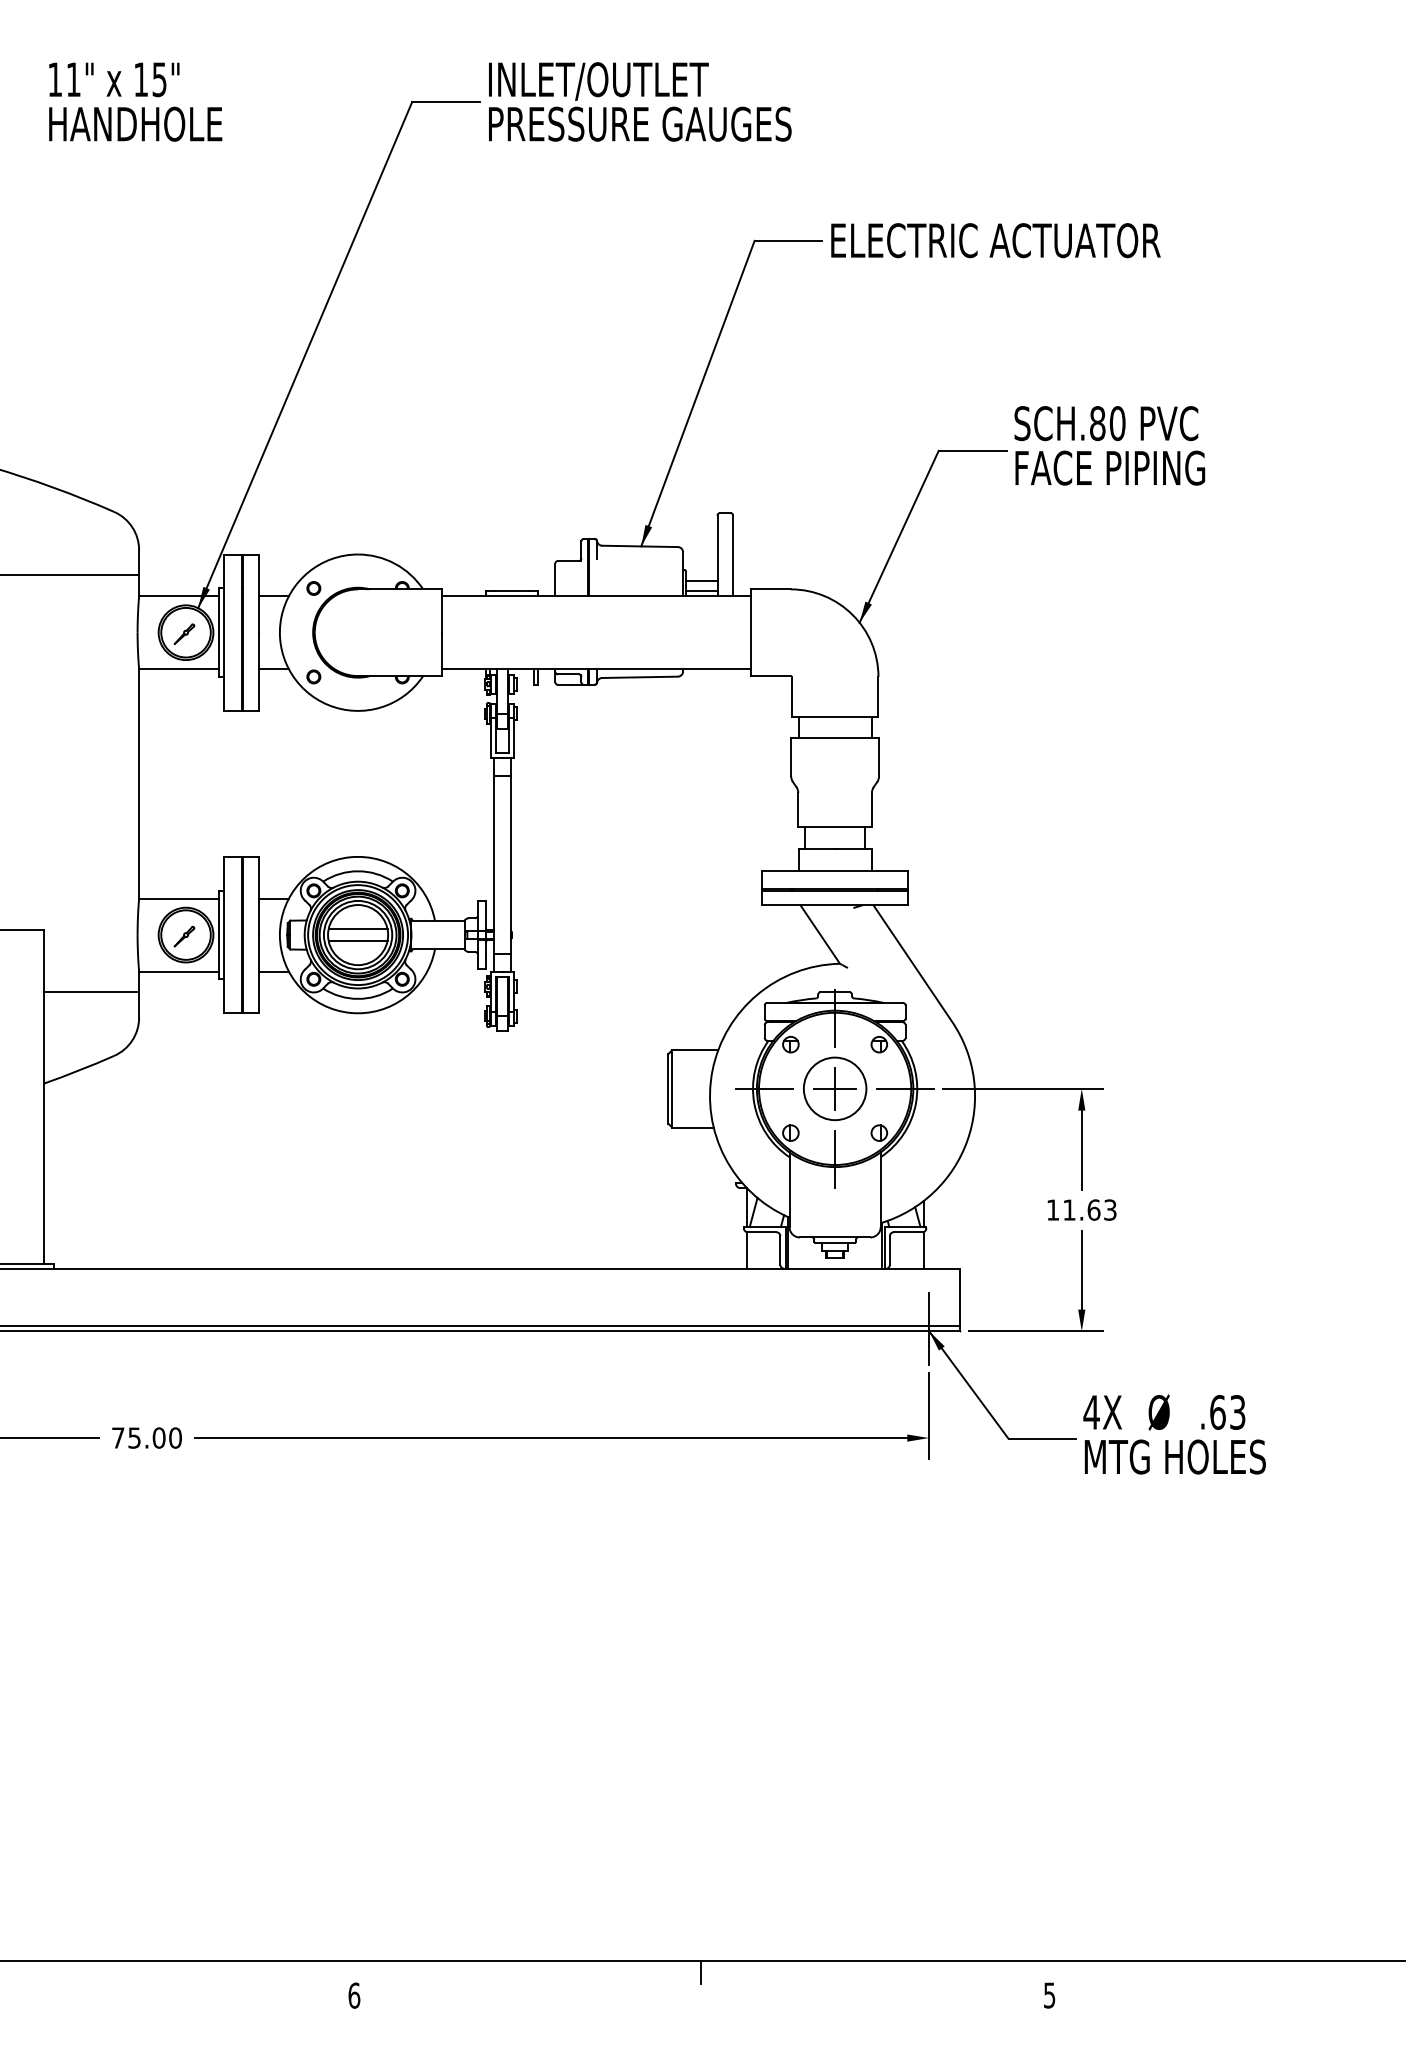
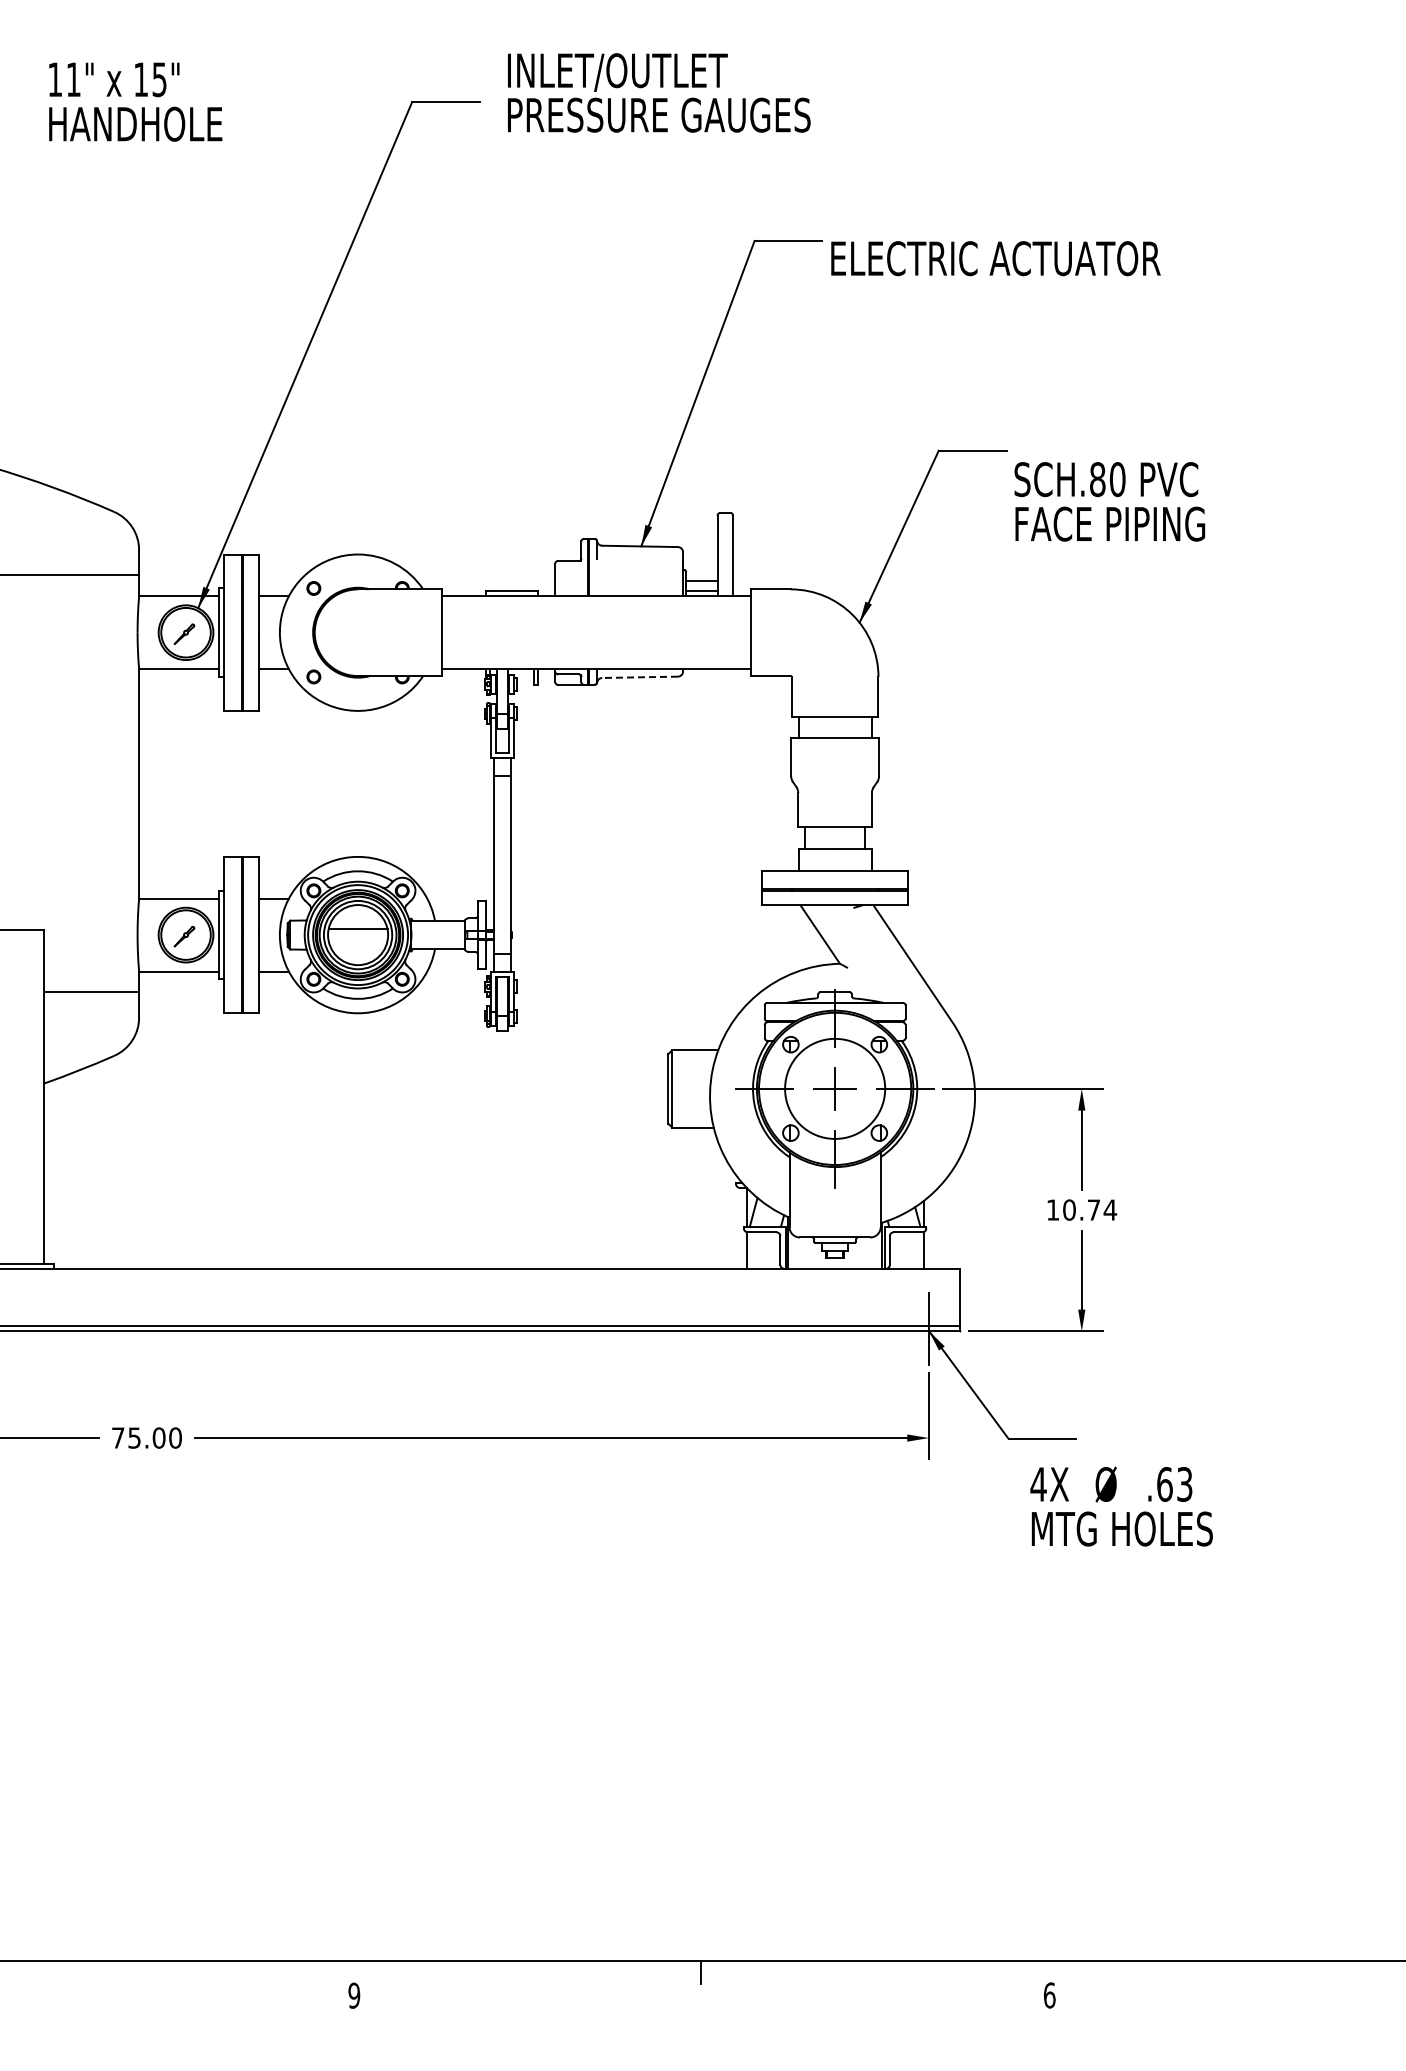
text position: (640, 101) -> (659, 92) (659, 92)
text position: (995, 240) -> (995, 258) (995, 258)
text position: (1109, 445) -> (1109, 501) (1109, 501)
line: solid -> dashed (640, 677)
line: present -> none (357, 940)
circle diameter: 63 px -> 100 px (835, 1088)
text: 11.63 -> 10.74 (1090, 1209)
text position: (1174, 1434) -> (1121, 1506) (1121, 1506)
text: 6 -> 9 (354, 1995)
text: 5 -> 6 (1049, 1995)
